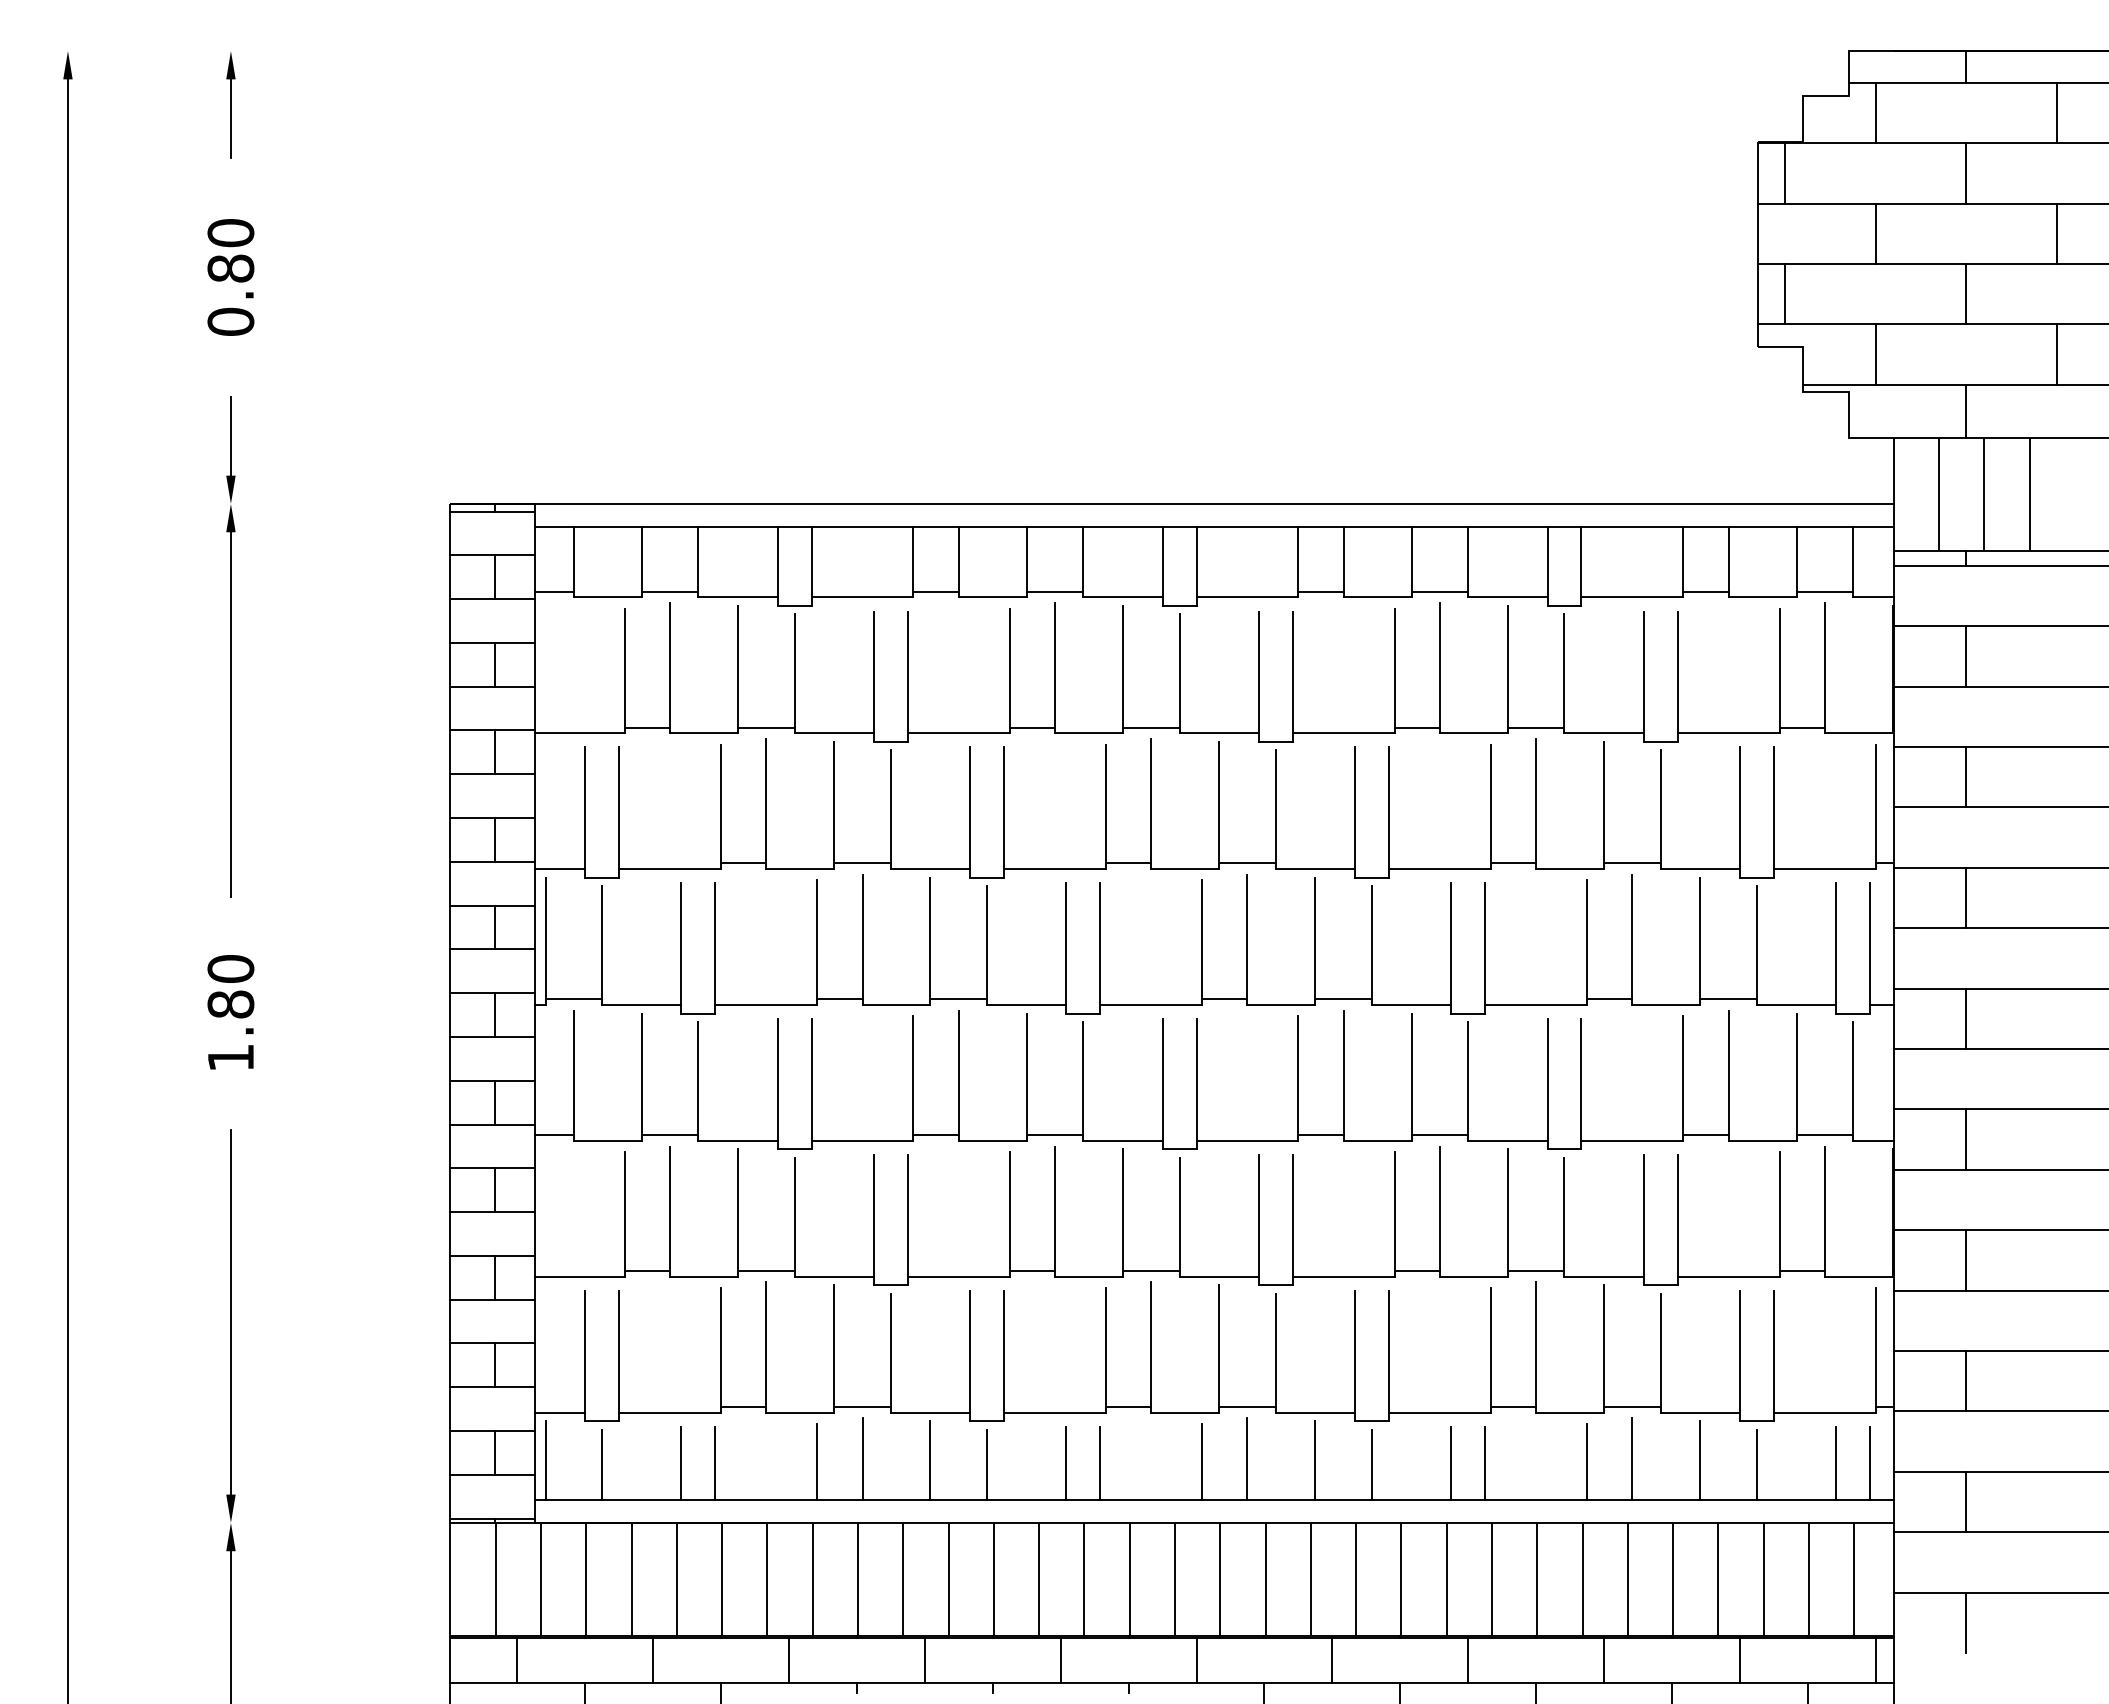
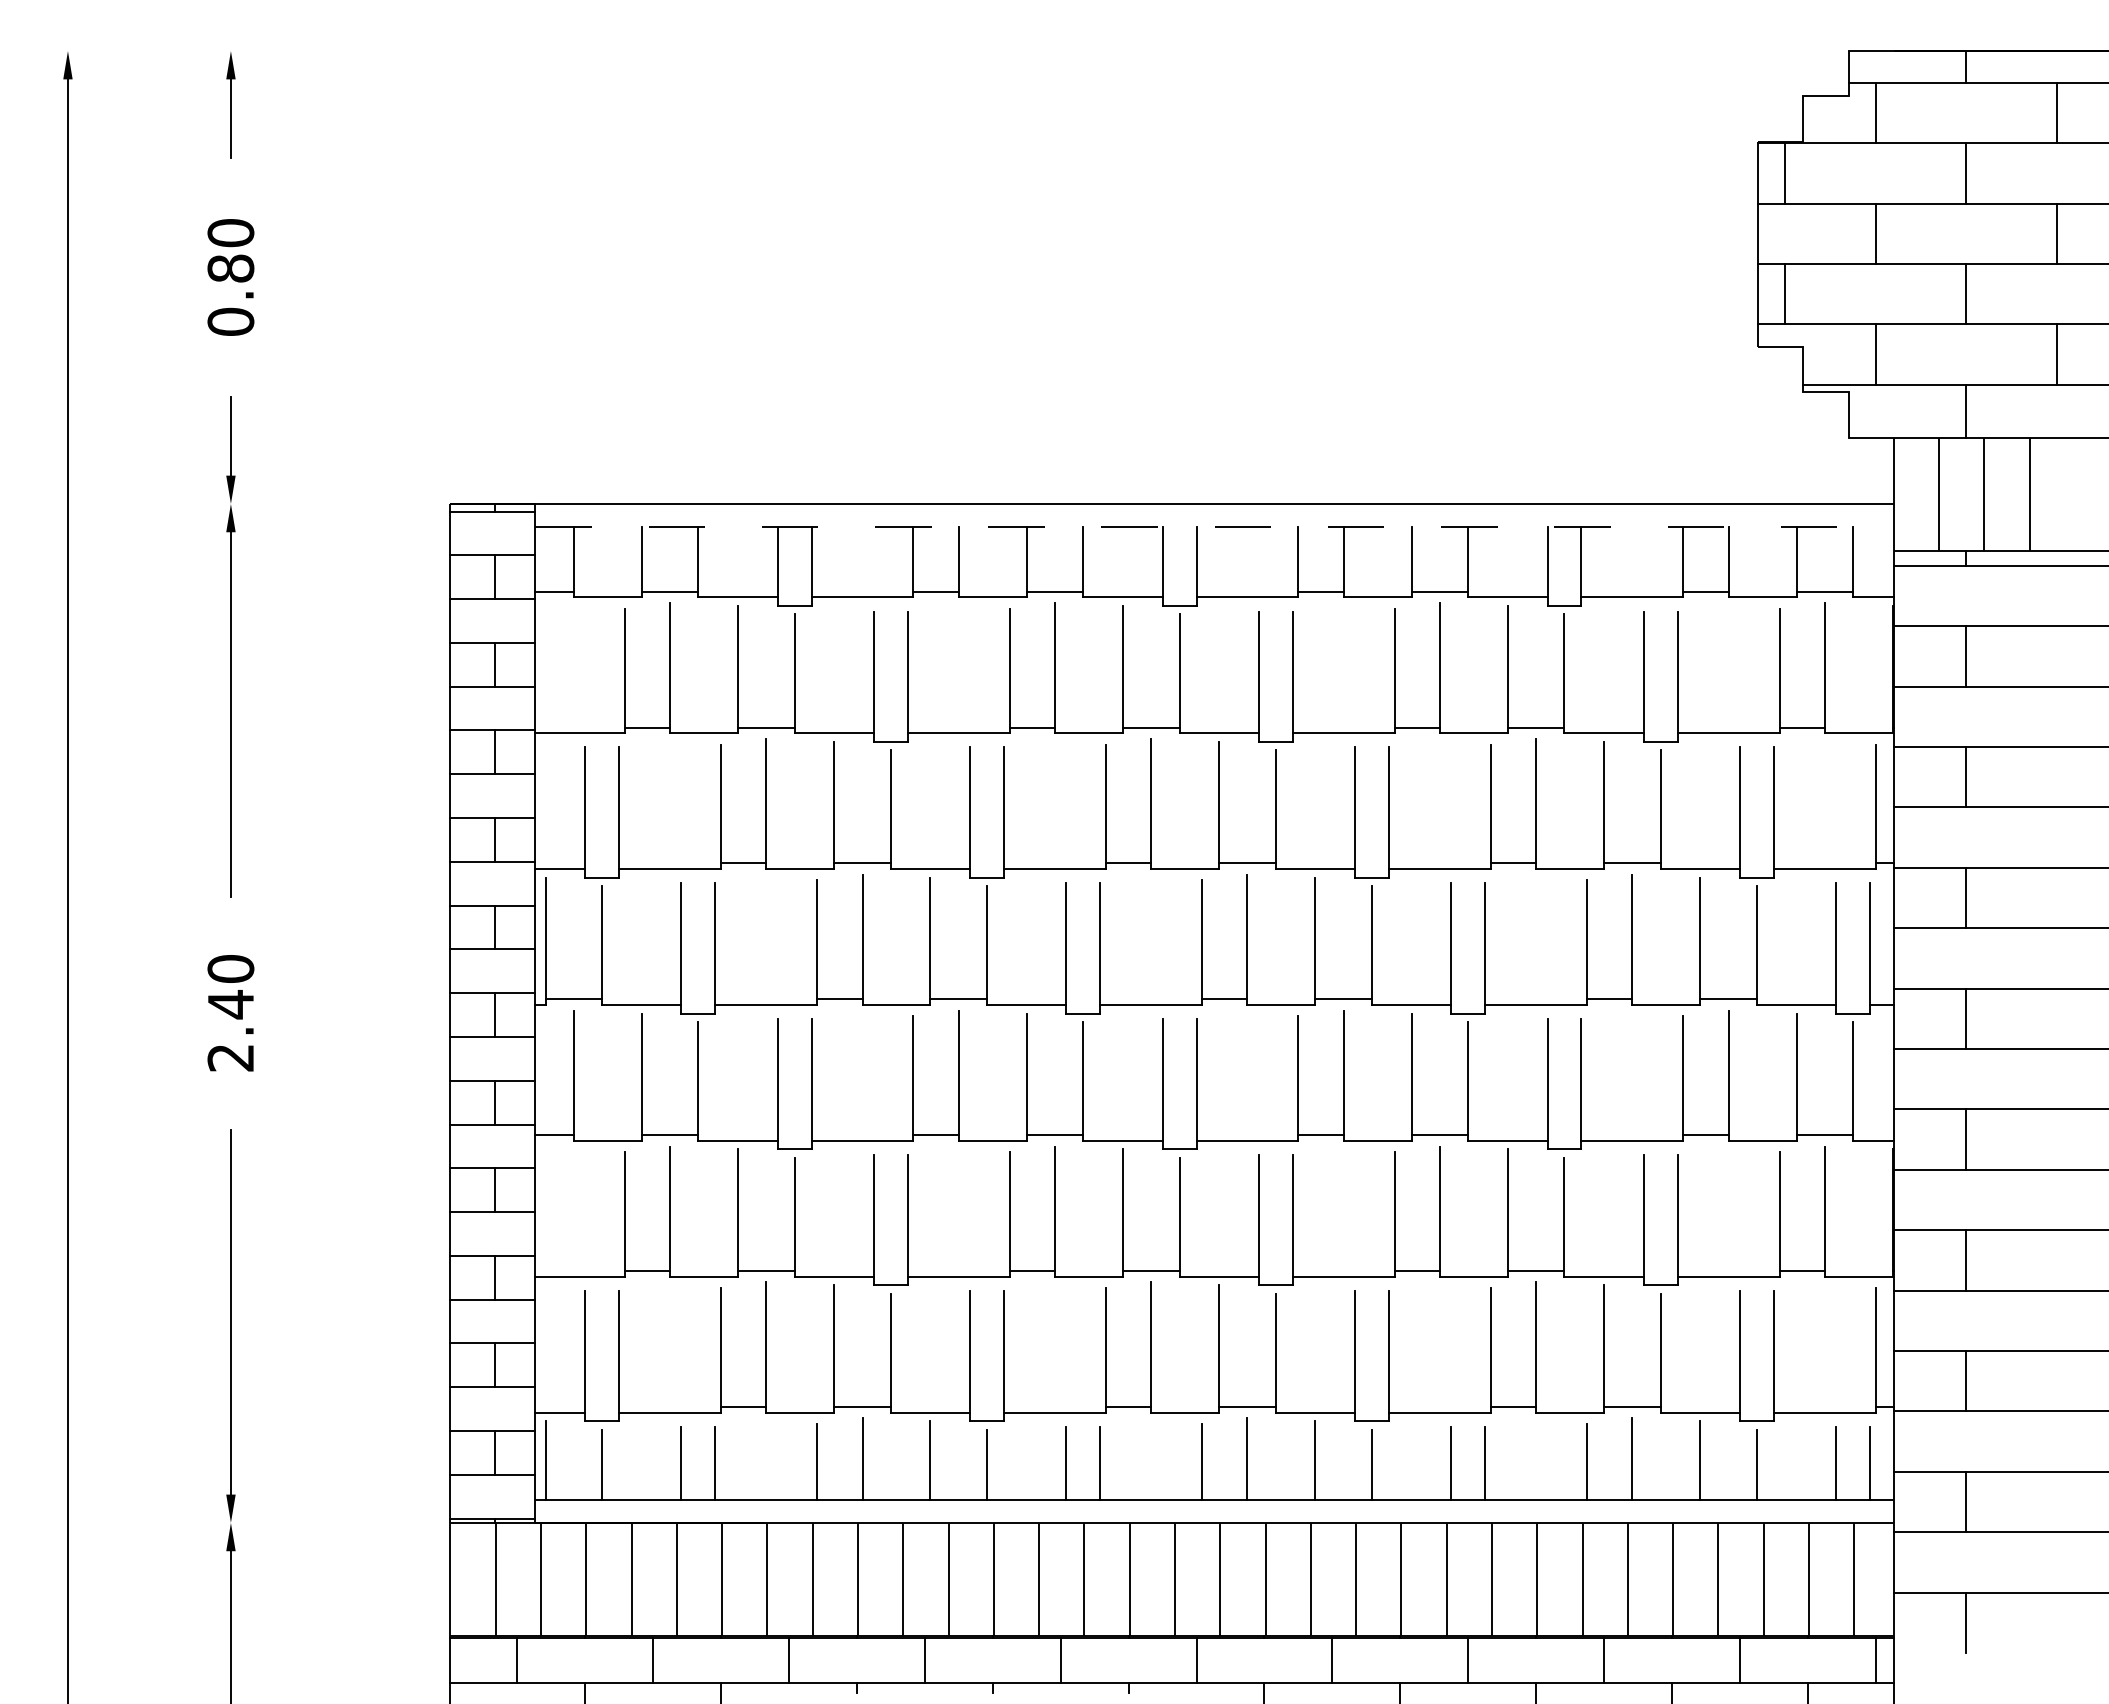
line: solid -> dashed (1215, 526)
text: 1.80 -> 2.40 (230, 1030)
